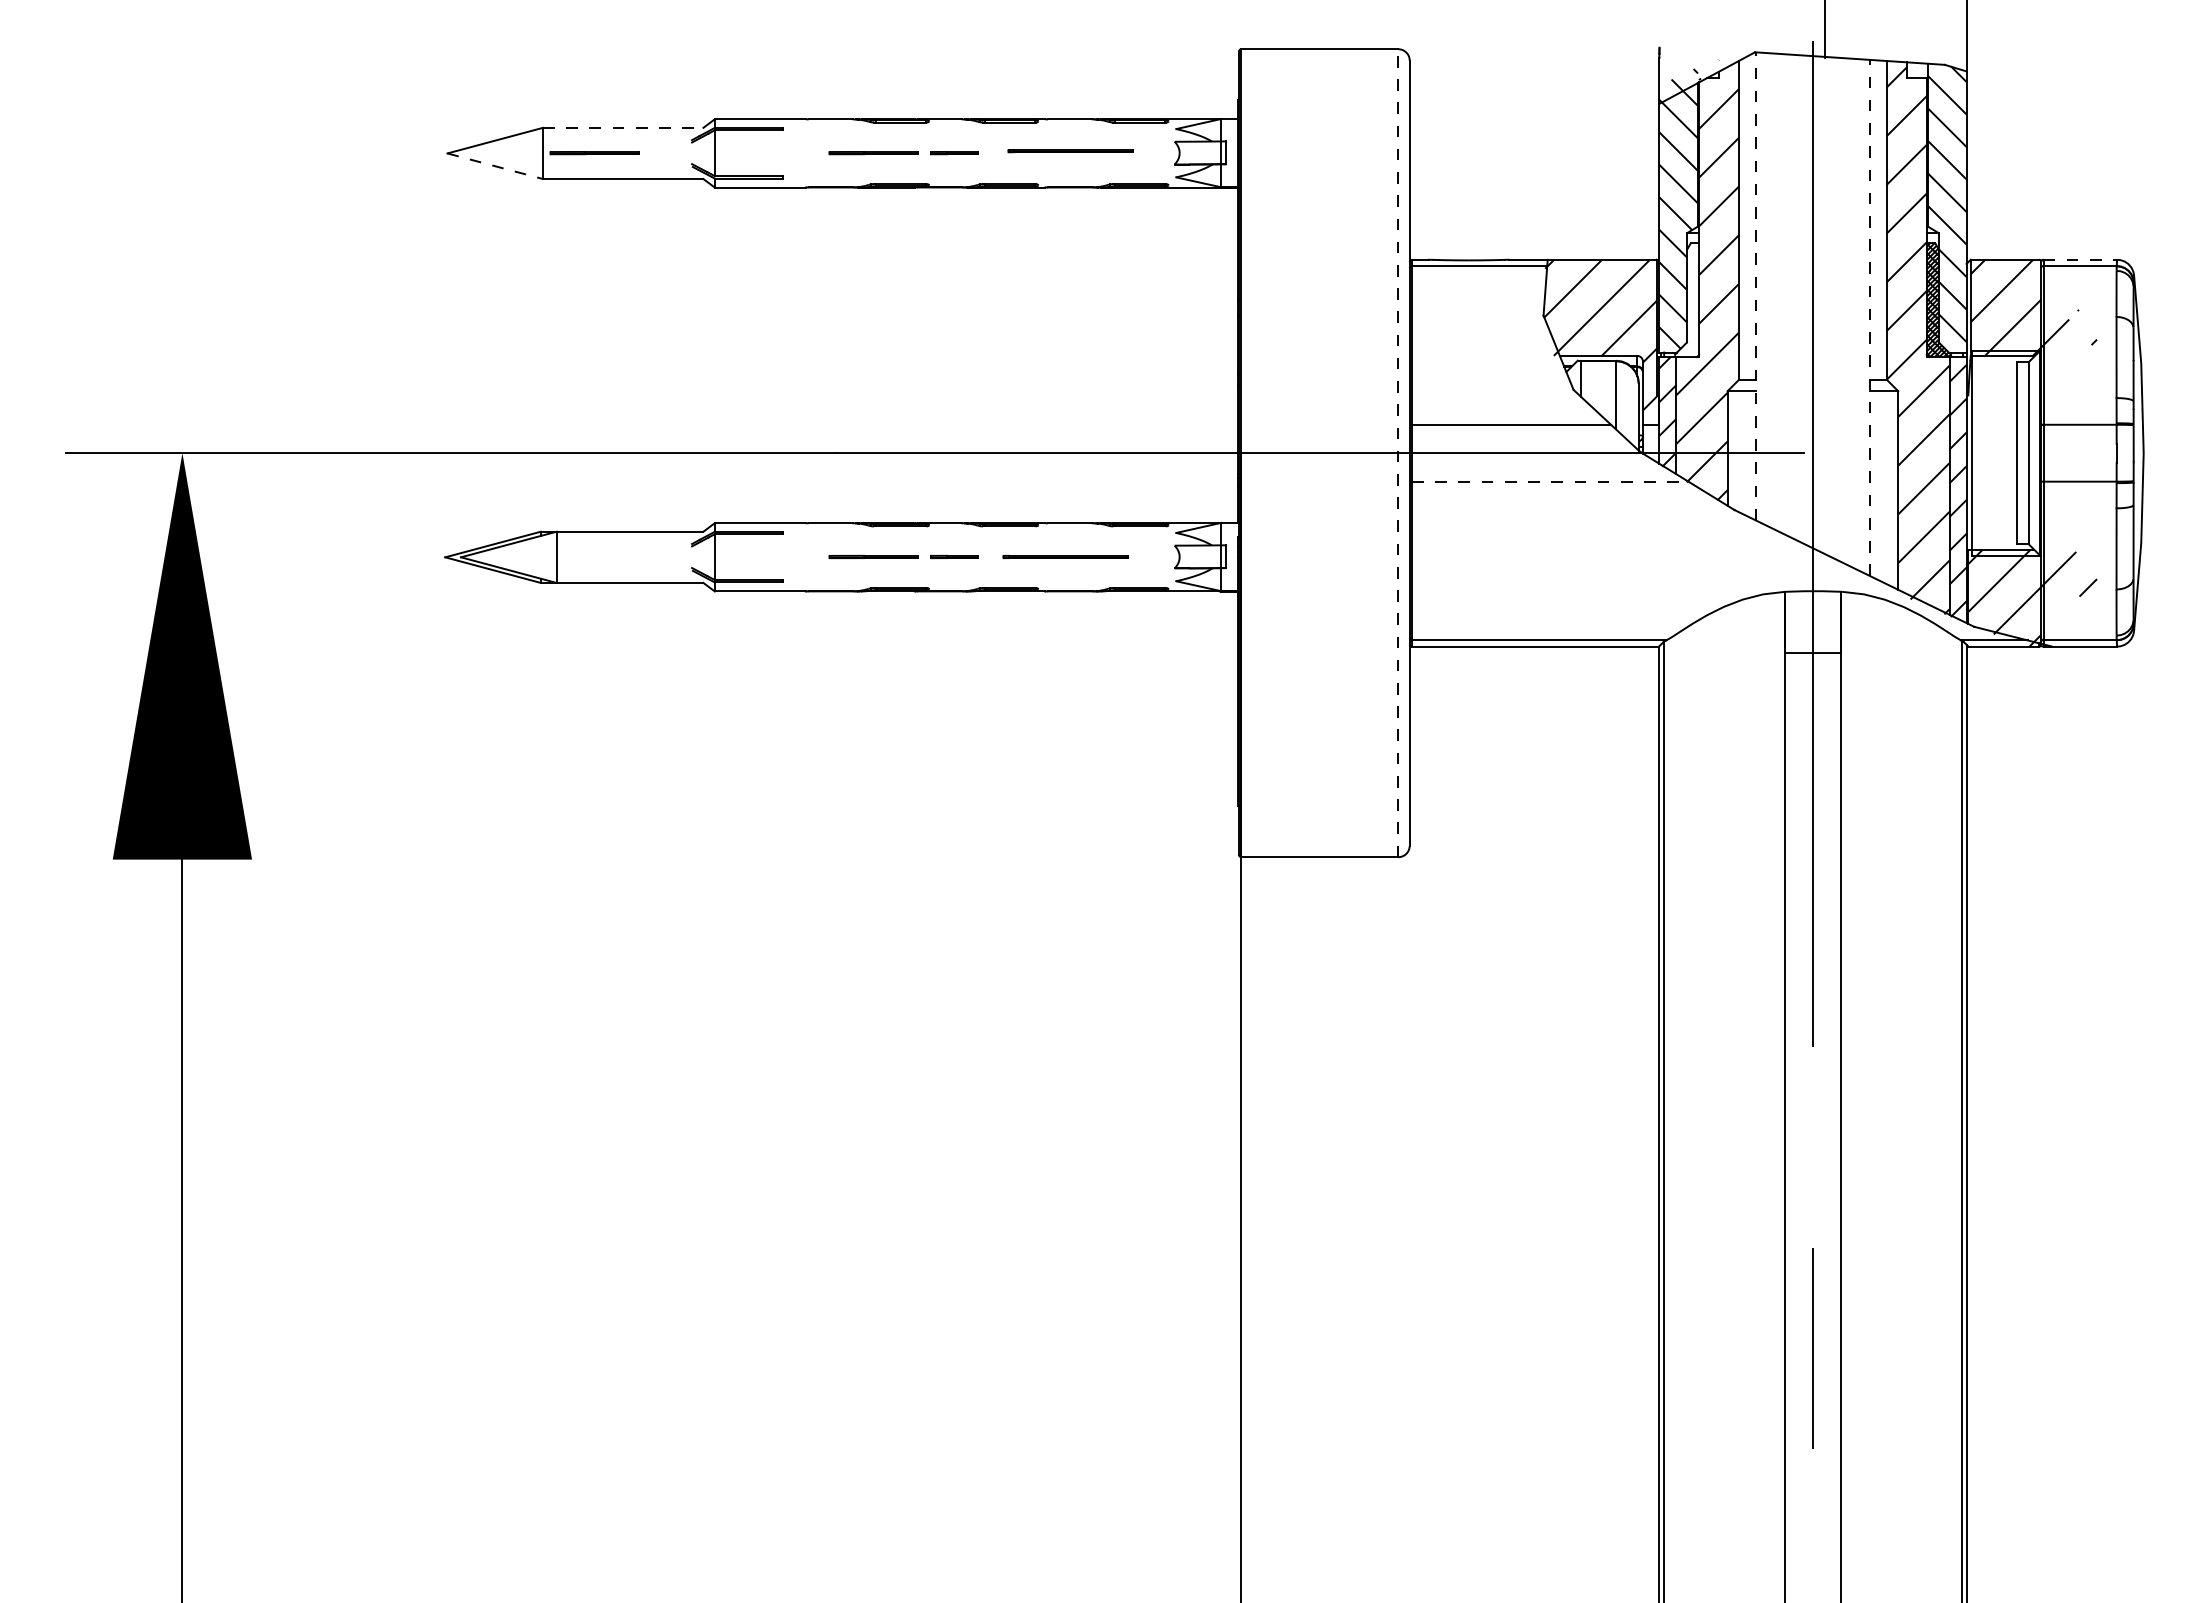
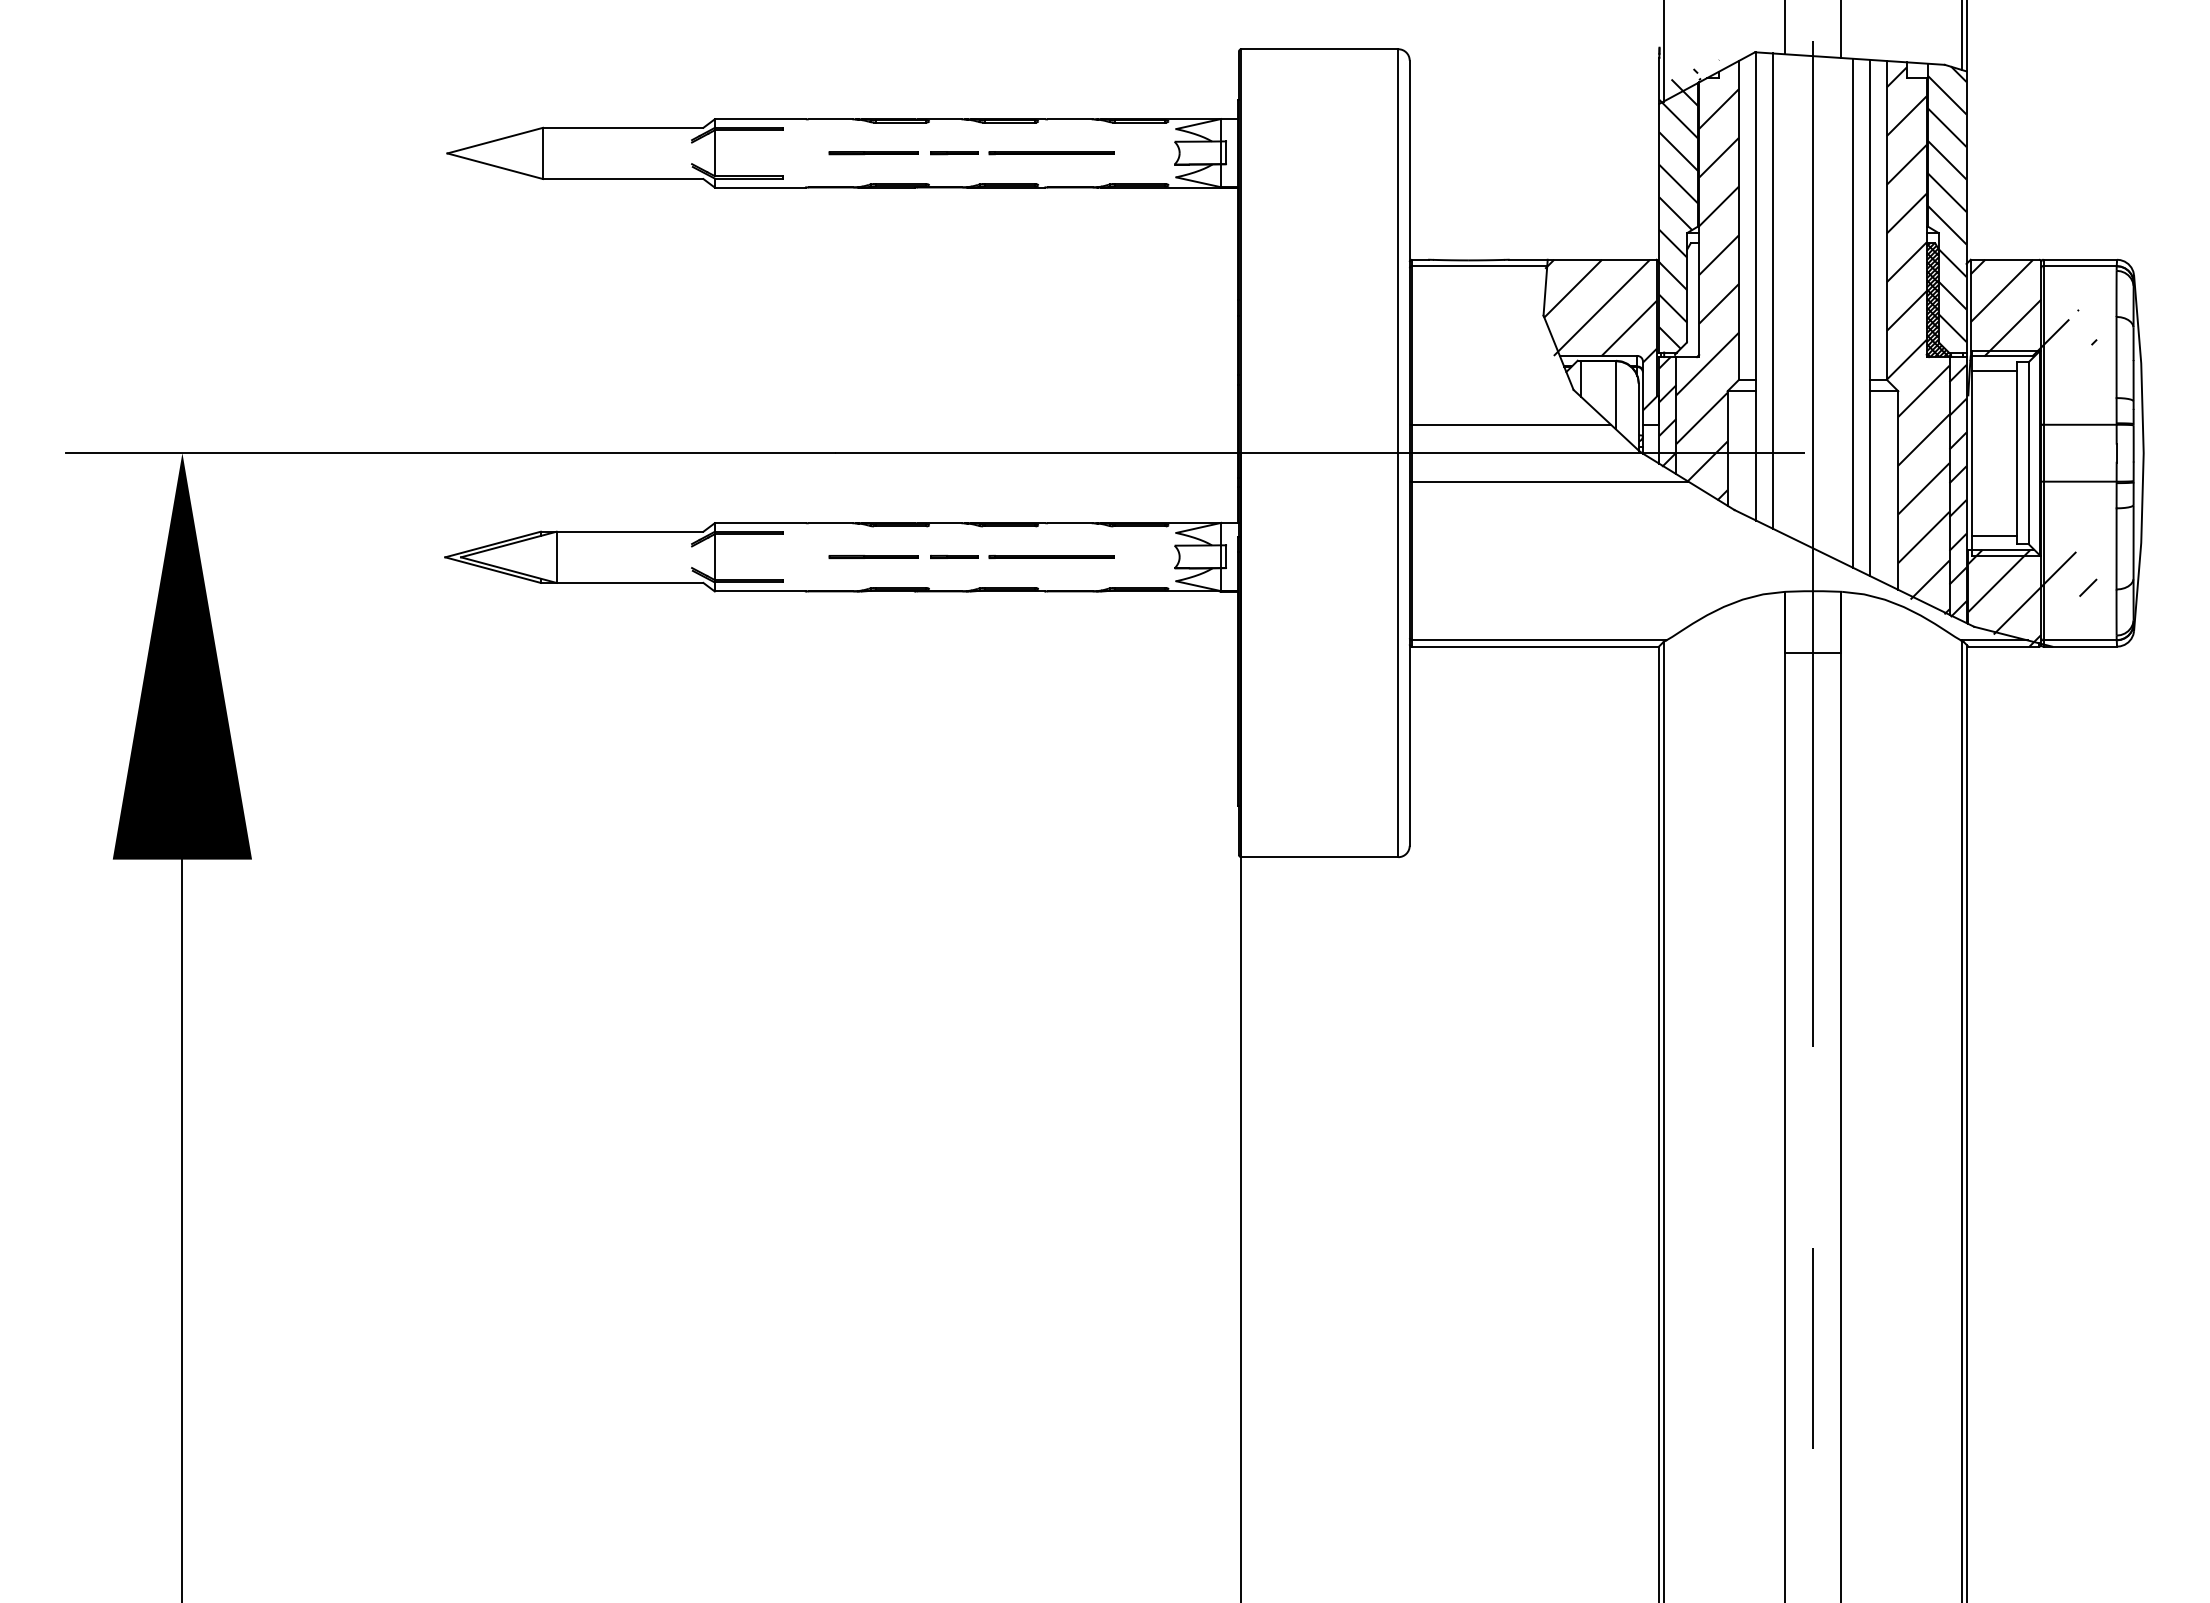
line: none -> present (1784, 28)
line position: (1825, 30) -> (1841, 30) (1841, 30)
line: none -> present (1962, 36)
line: none -> present (1663, 51)
line: dashed -> solid (623, 127)
line position: (1070, 151) -> (1051, 153) (1051, 153)
line: present -> none (594, 153)
line: dashed -> solid (495, 166)
line: dashed -> solid (2080, 259)
line: dashed -> solid (1756, 285)
line: none -> present (1773, 290)
line: none -> present (1852, 312)
line: dashed -> solid (1869, 317)
line: none -> present (1994, 370)
line: dashed -> solid (1398, 453)
line: dashed -> solid (1550, 481)
line: none -> present (1994, 535)
line position: (1065, 557) -> (1051, 557) (1051, 557)
